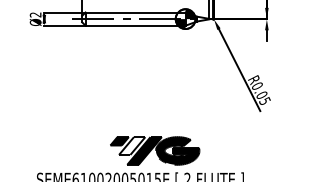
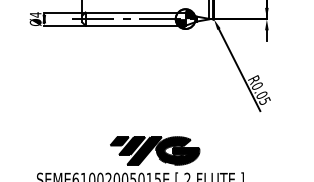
text: Ø2 -> Ø4 (35, 14)
fill: none -> present (132, 145)
